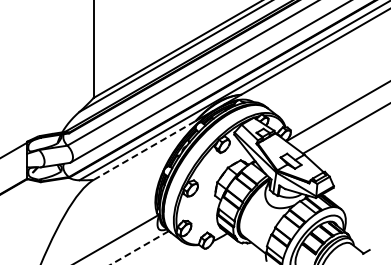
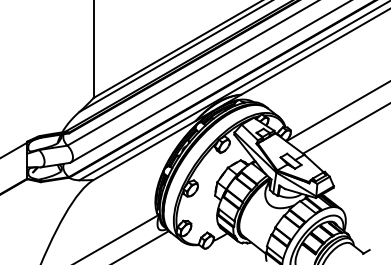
line: dashed -> solid (144, 150)
line: dashed -> solid (139, 248)
